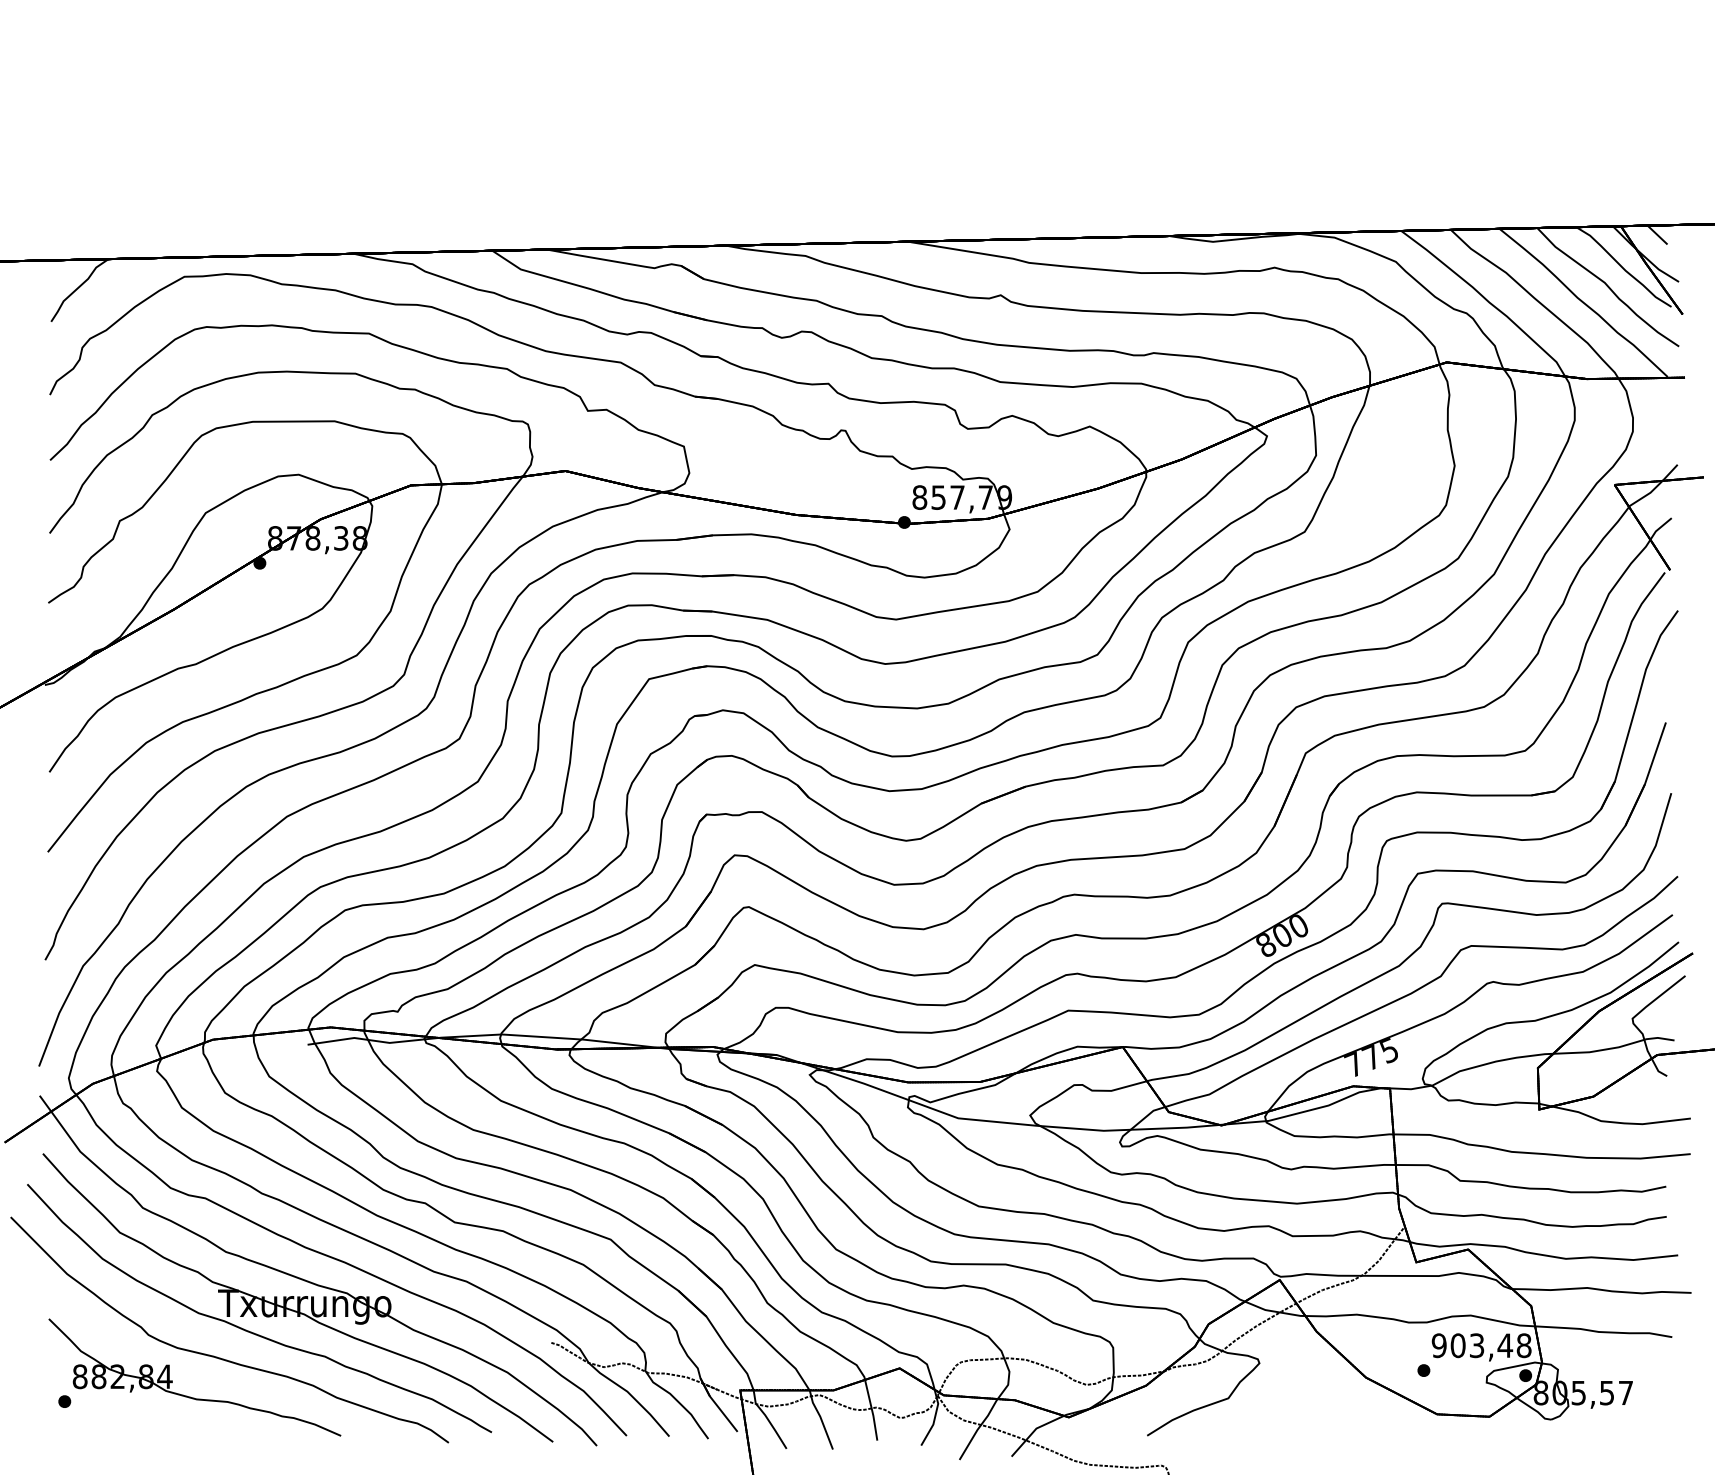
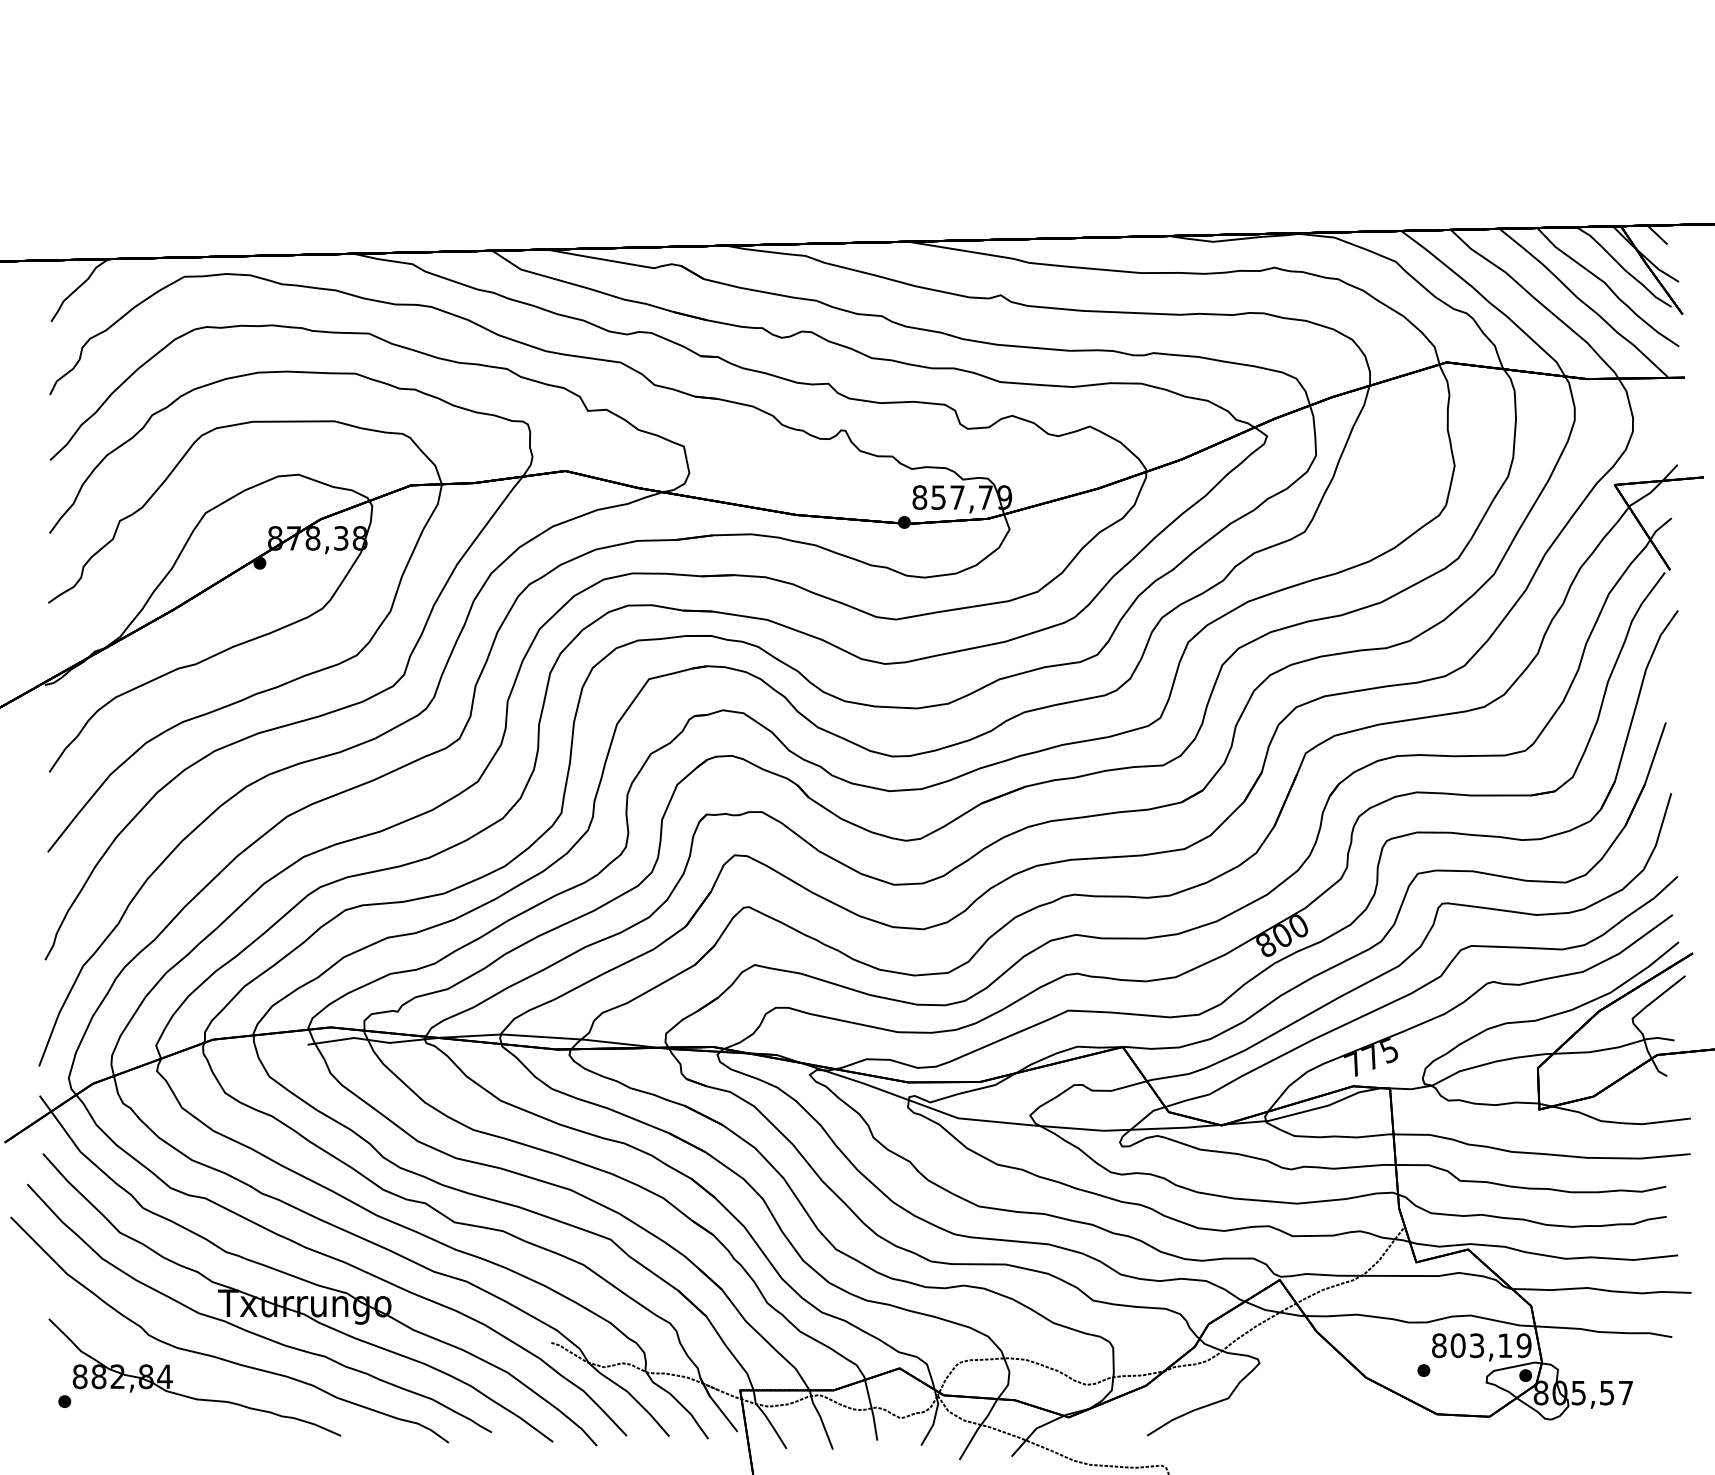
text: 903,48 -> 803,19 (1481, 1345)
